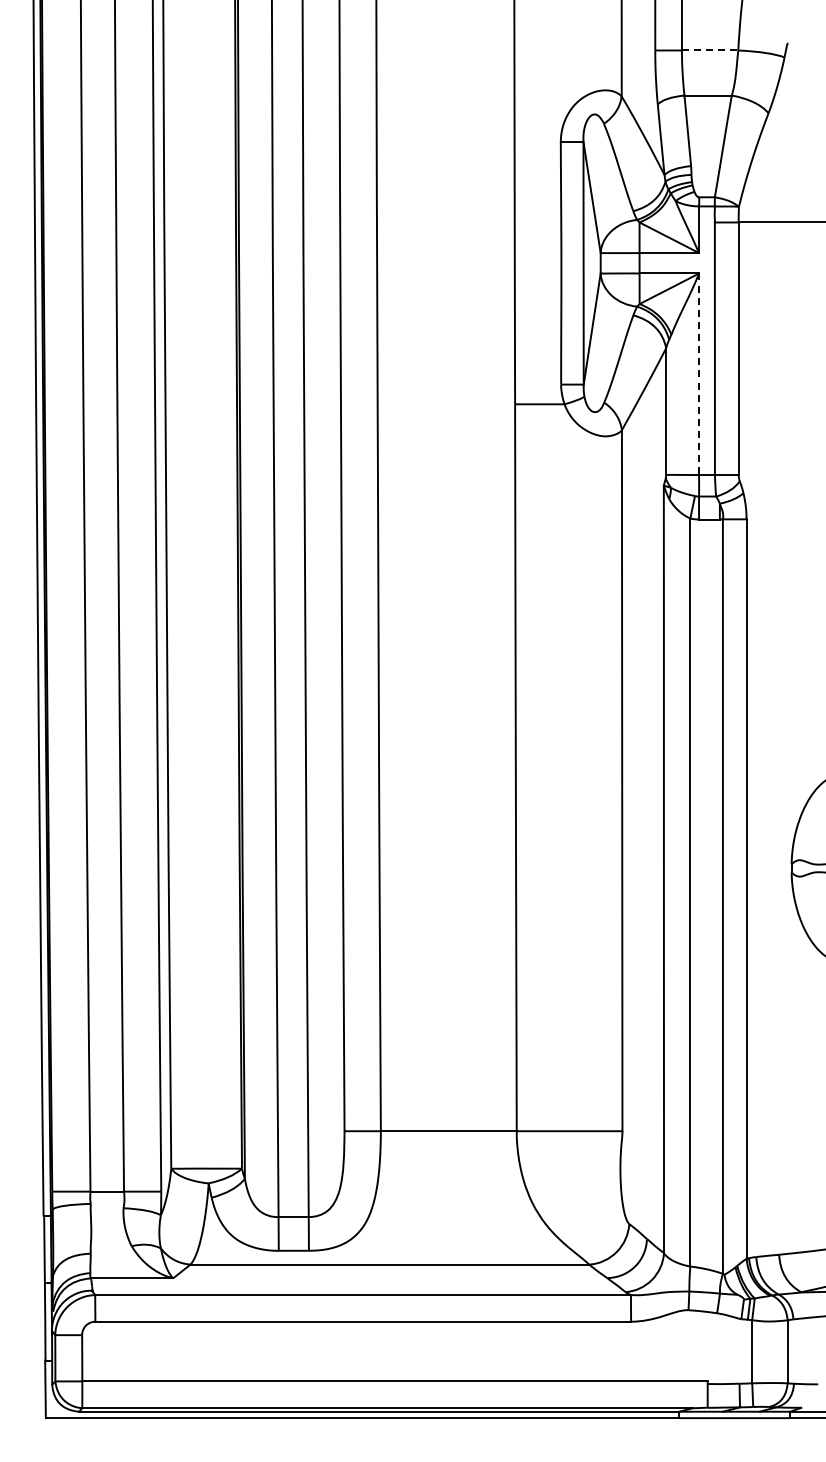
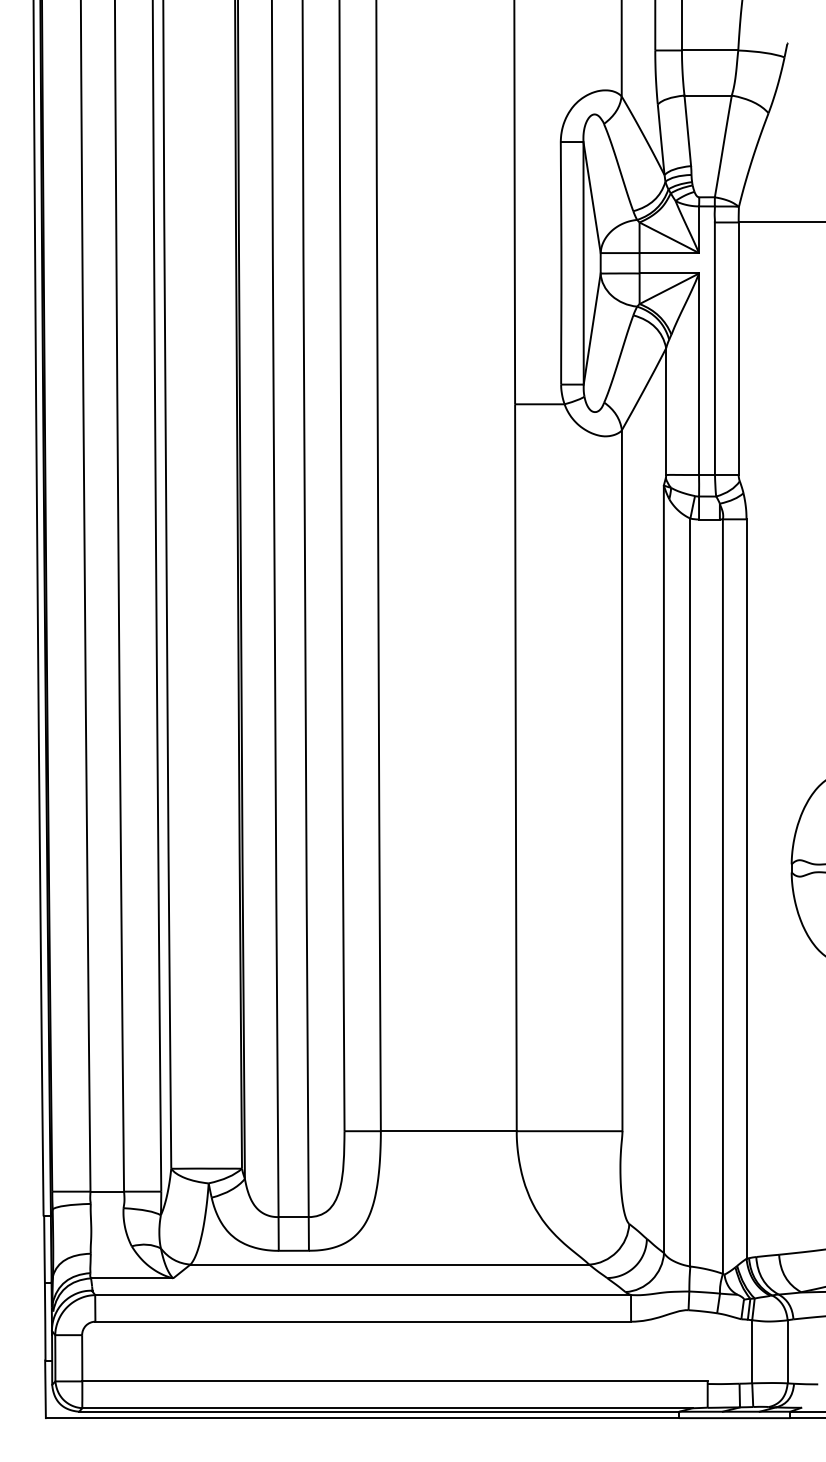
line: dashed -> solid (710, 50)
line: dashed -> solid (699, 374)
